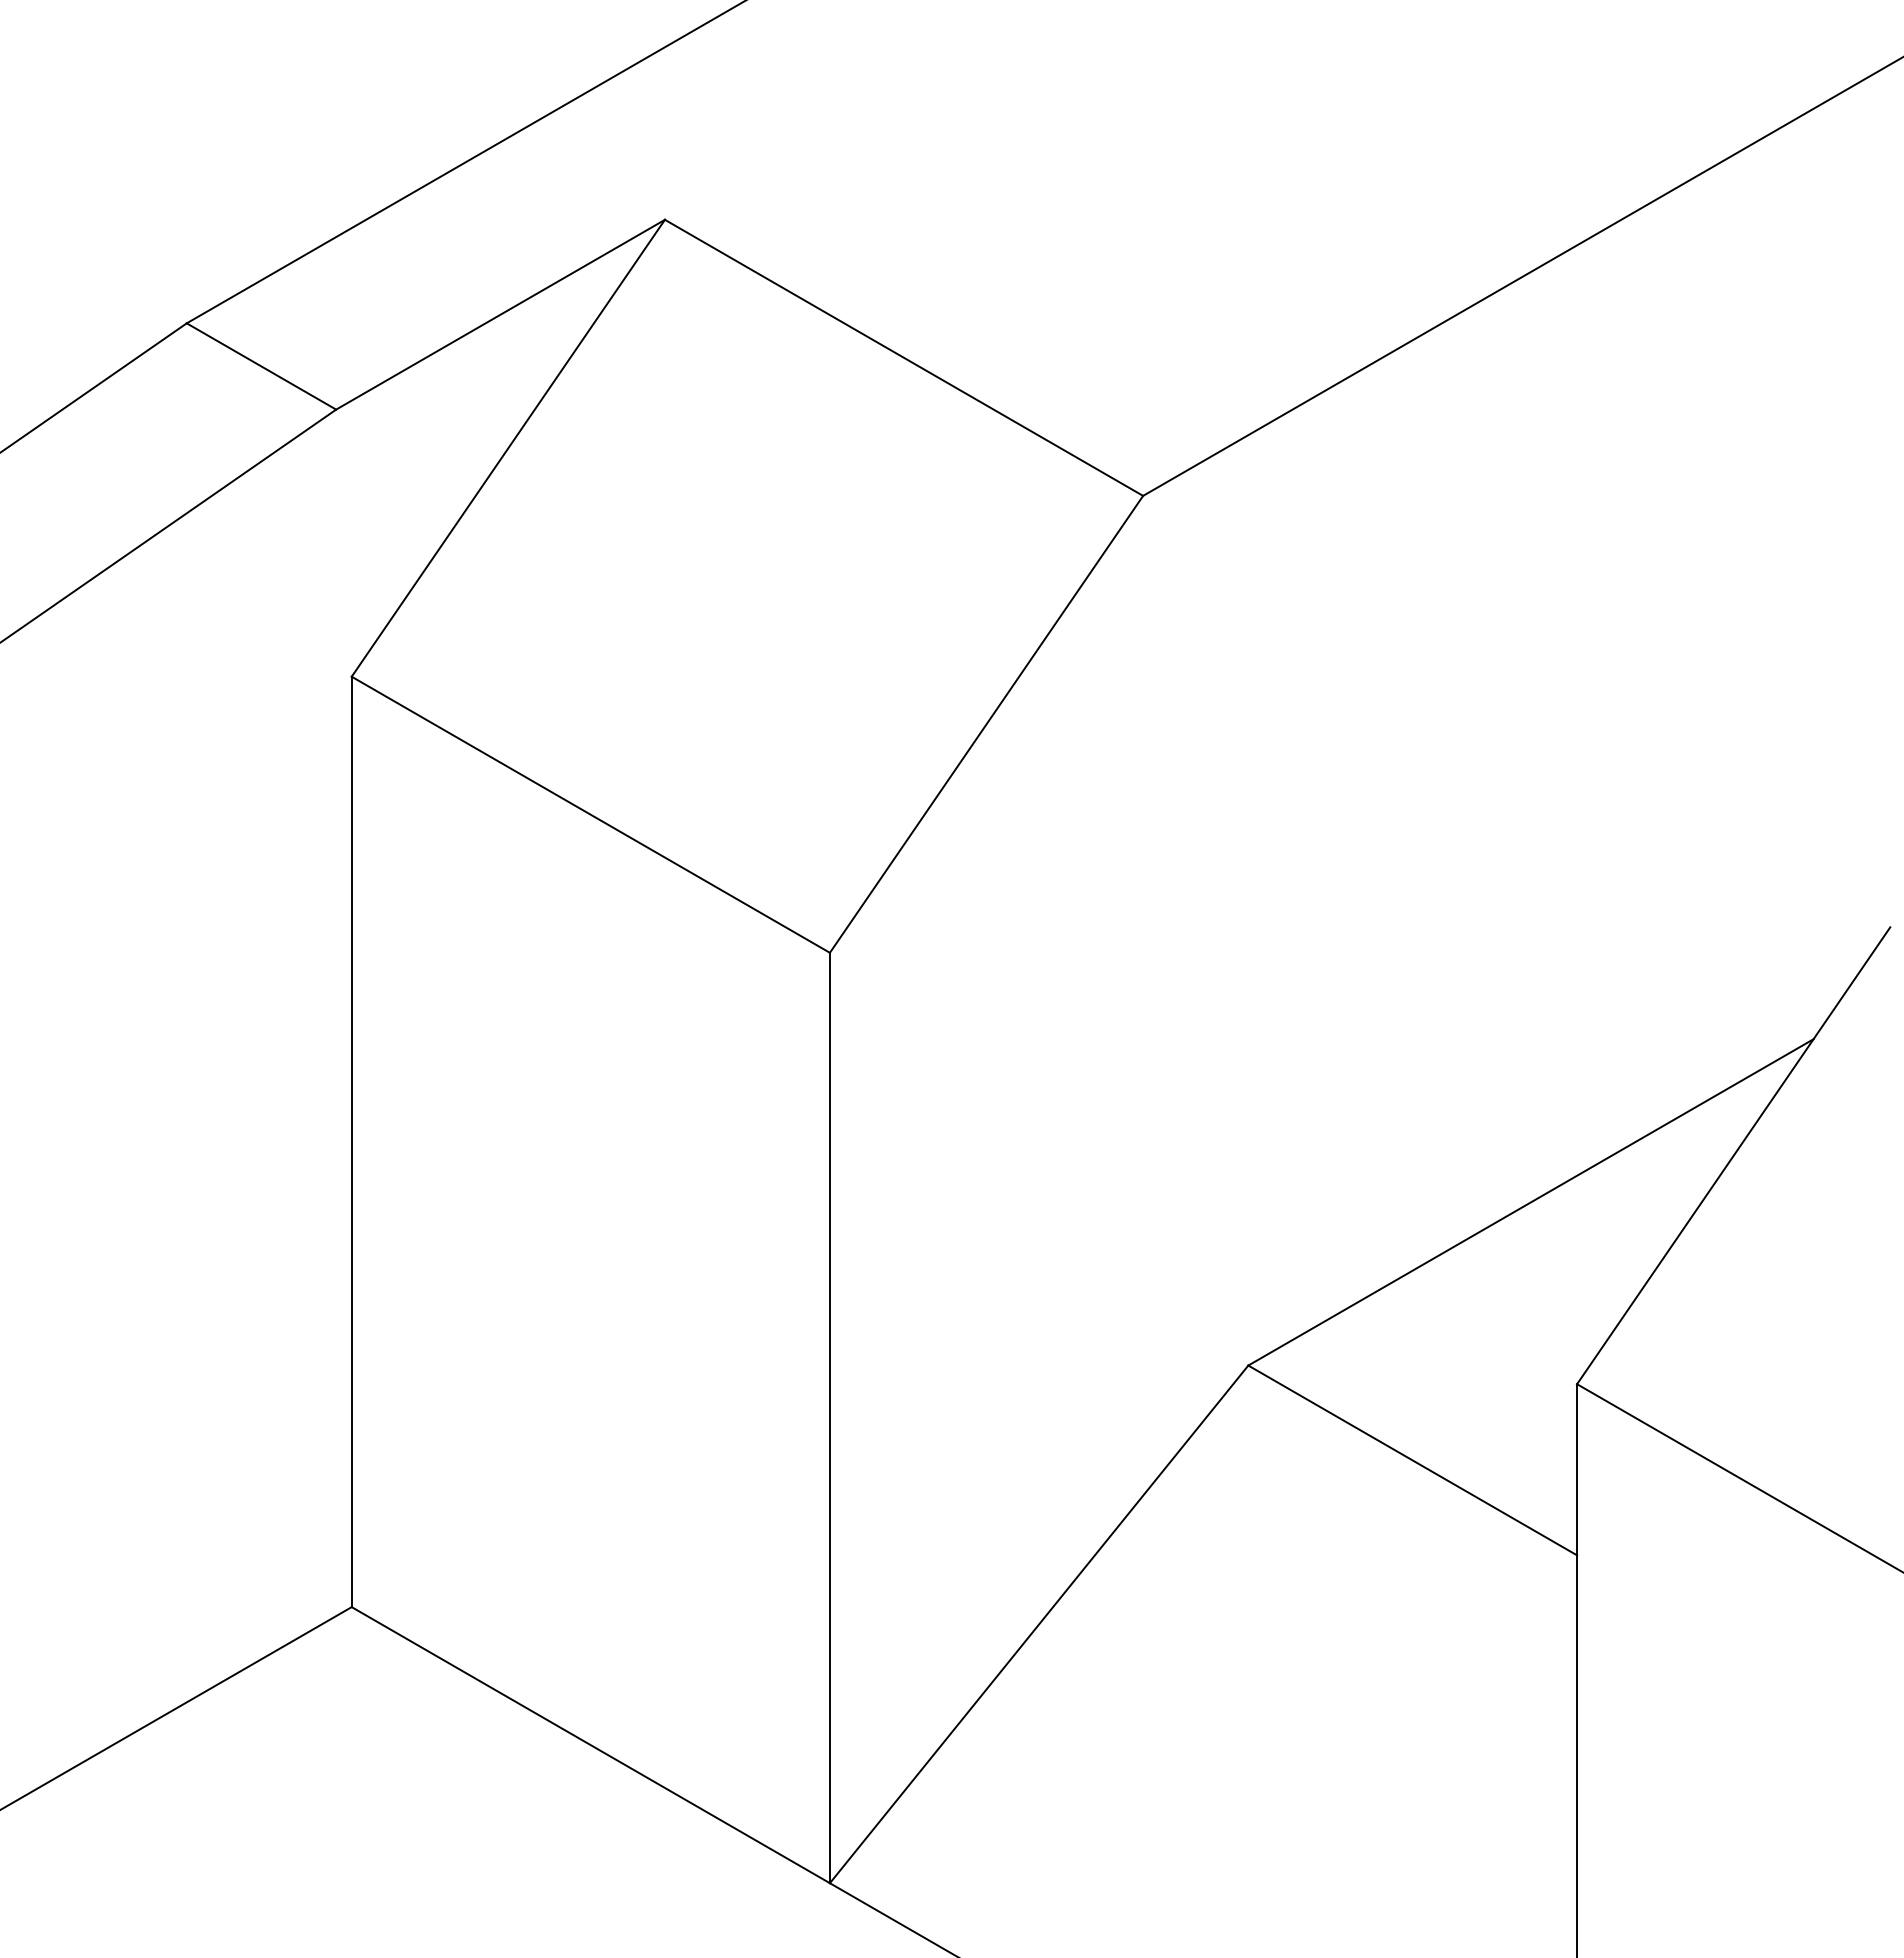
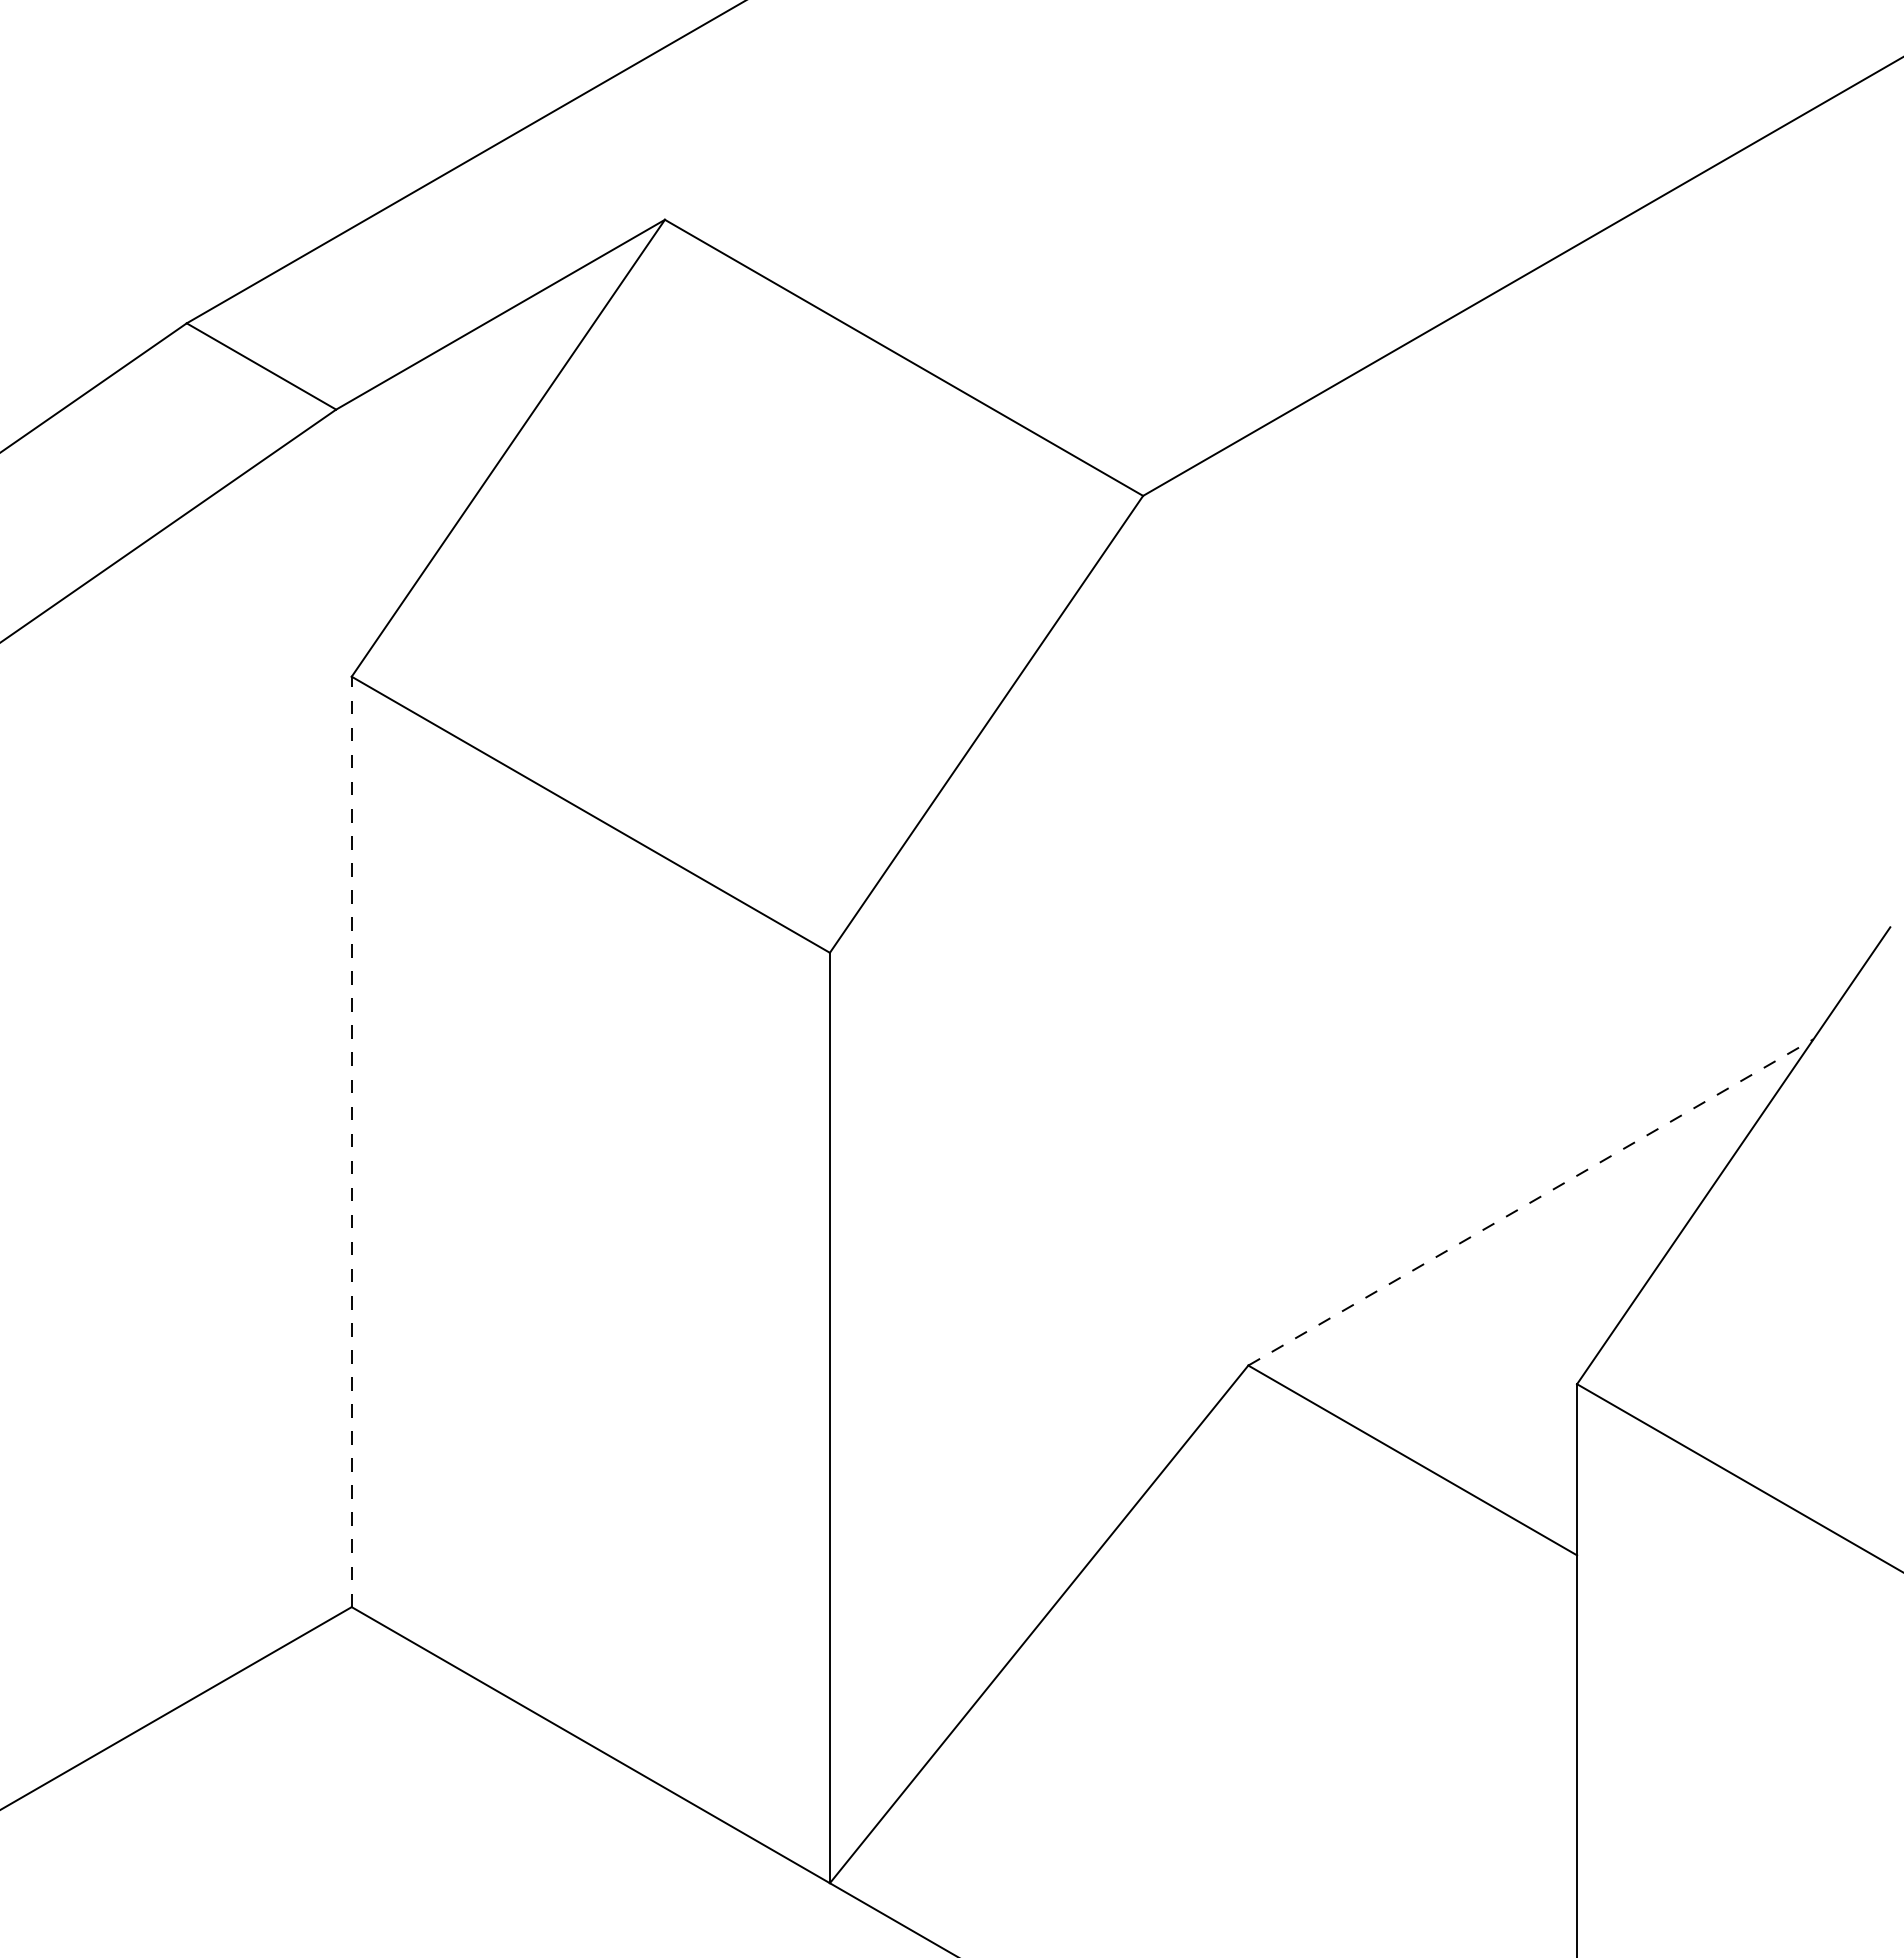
line: solid -> dashed (351, 1141)
line: solid -> dashed (1531, 1202)
